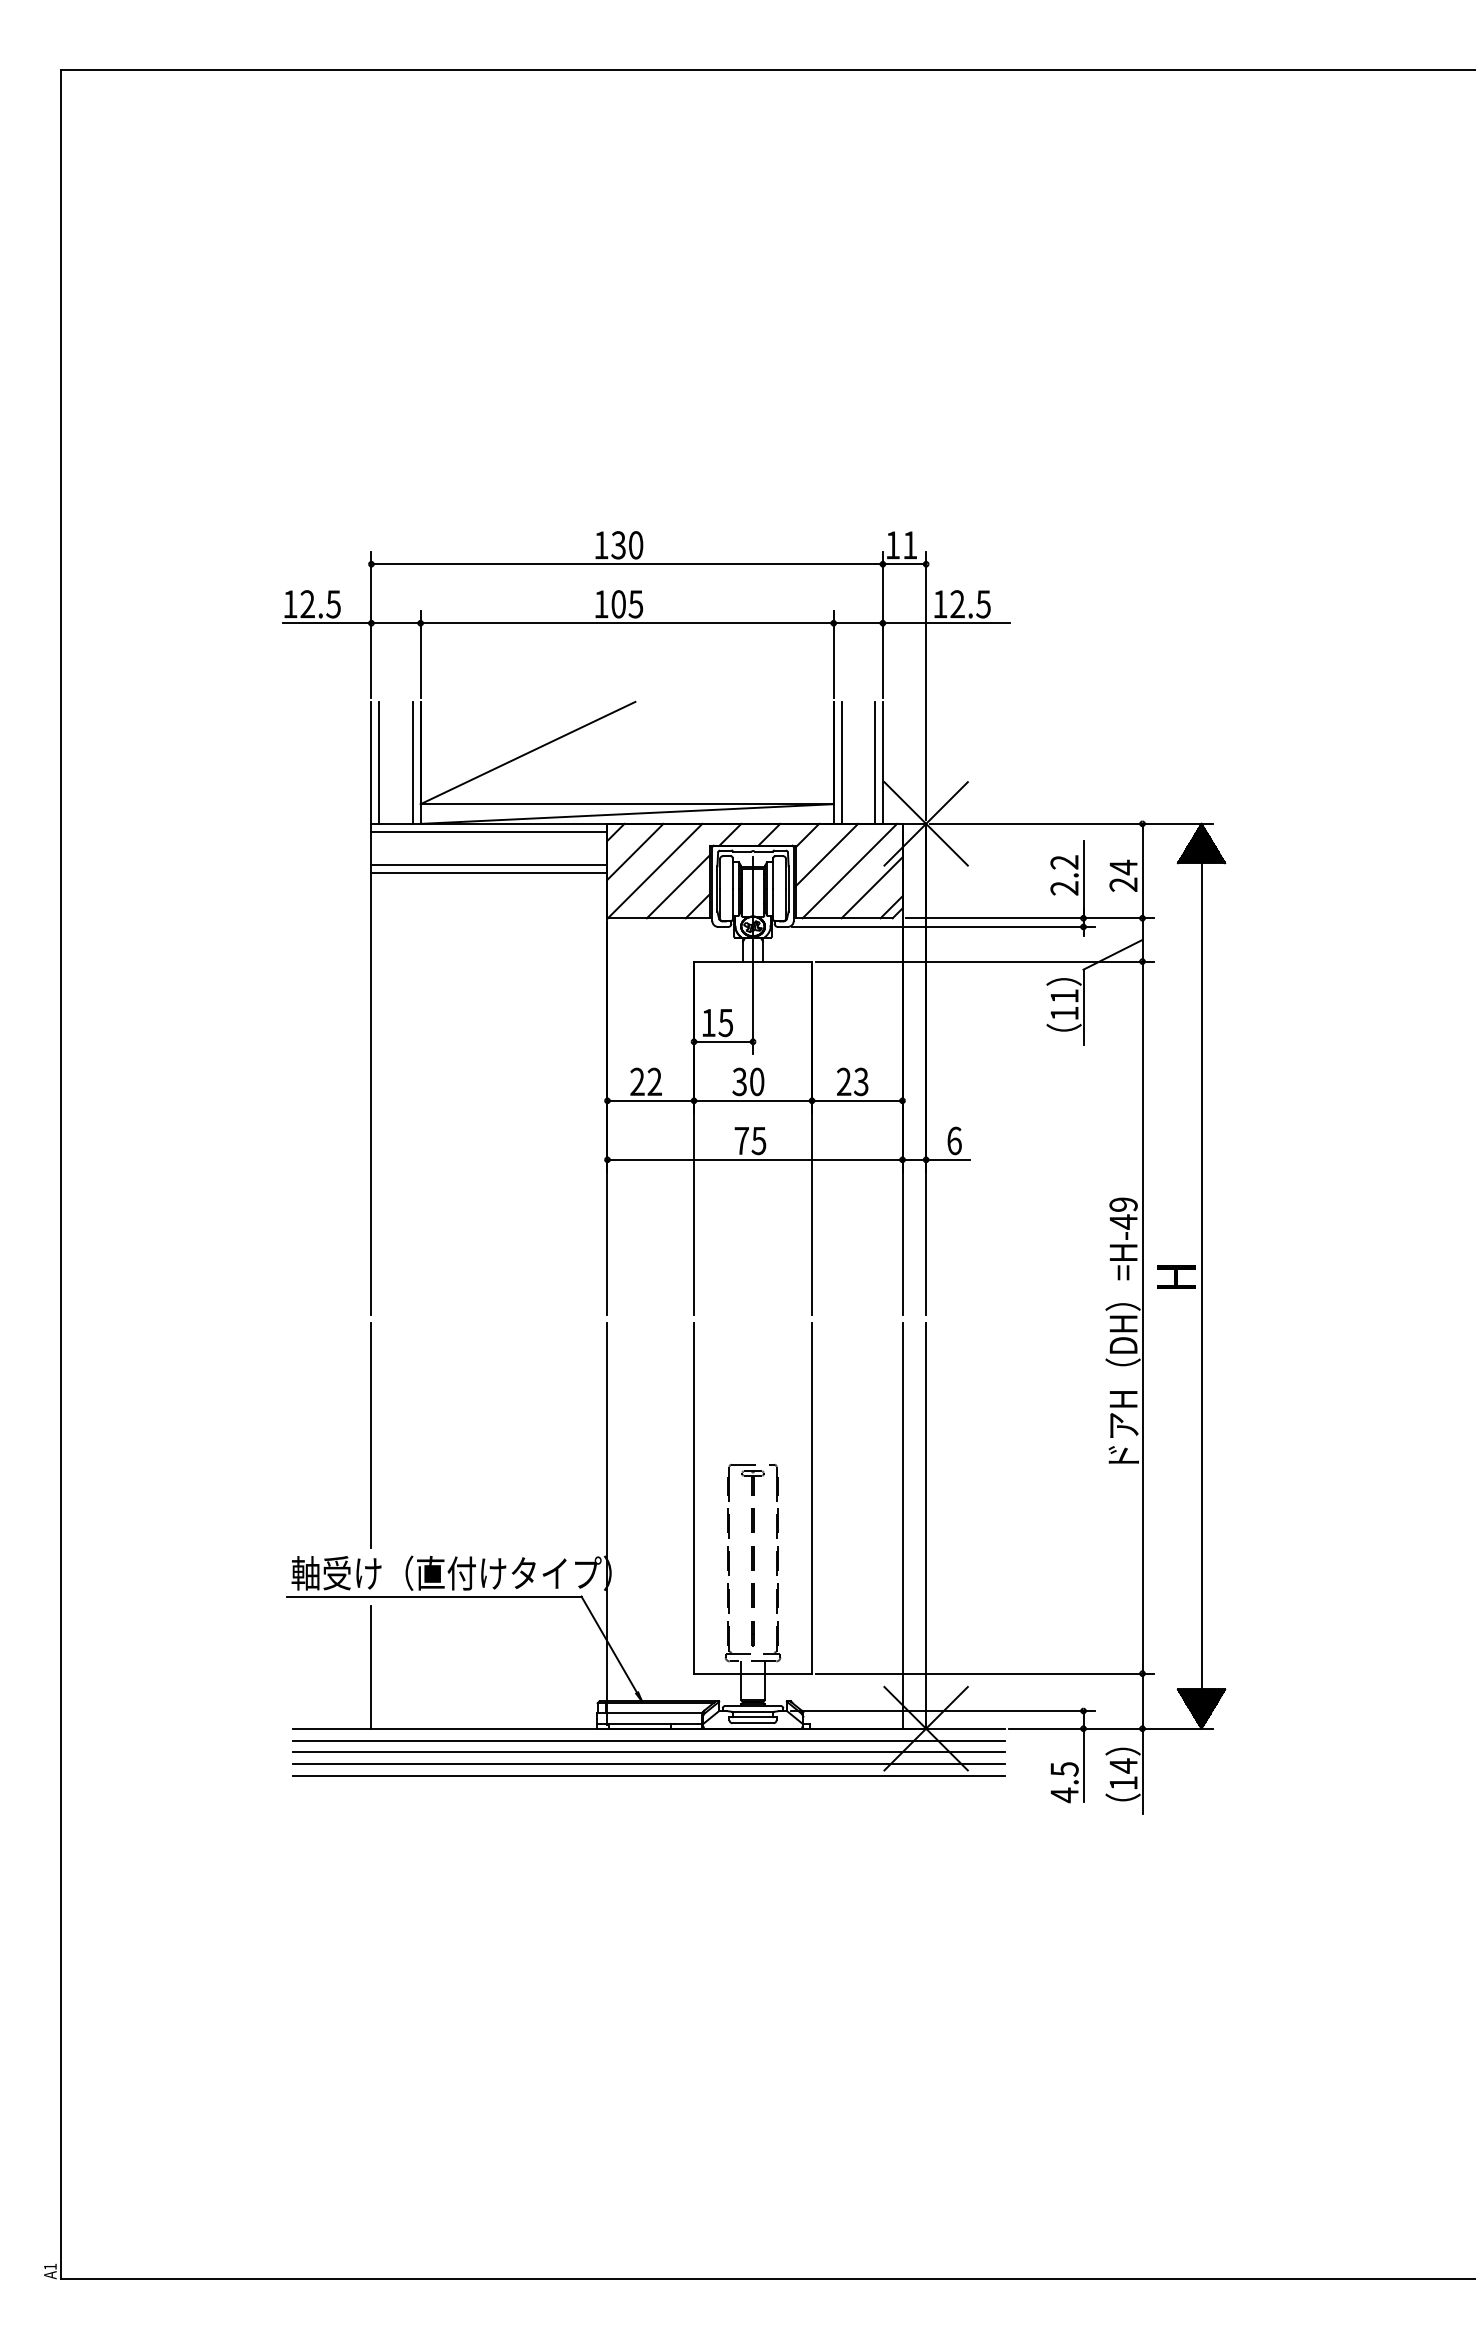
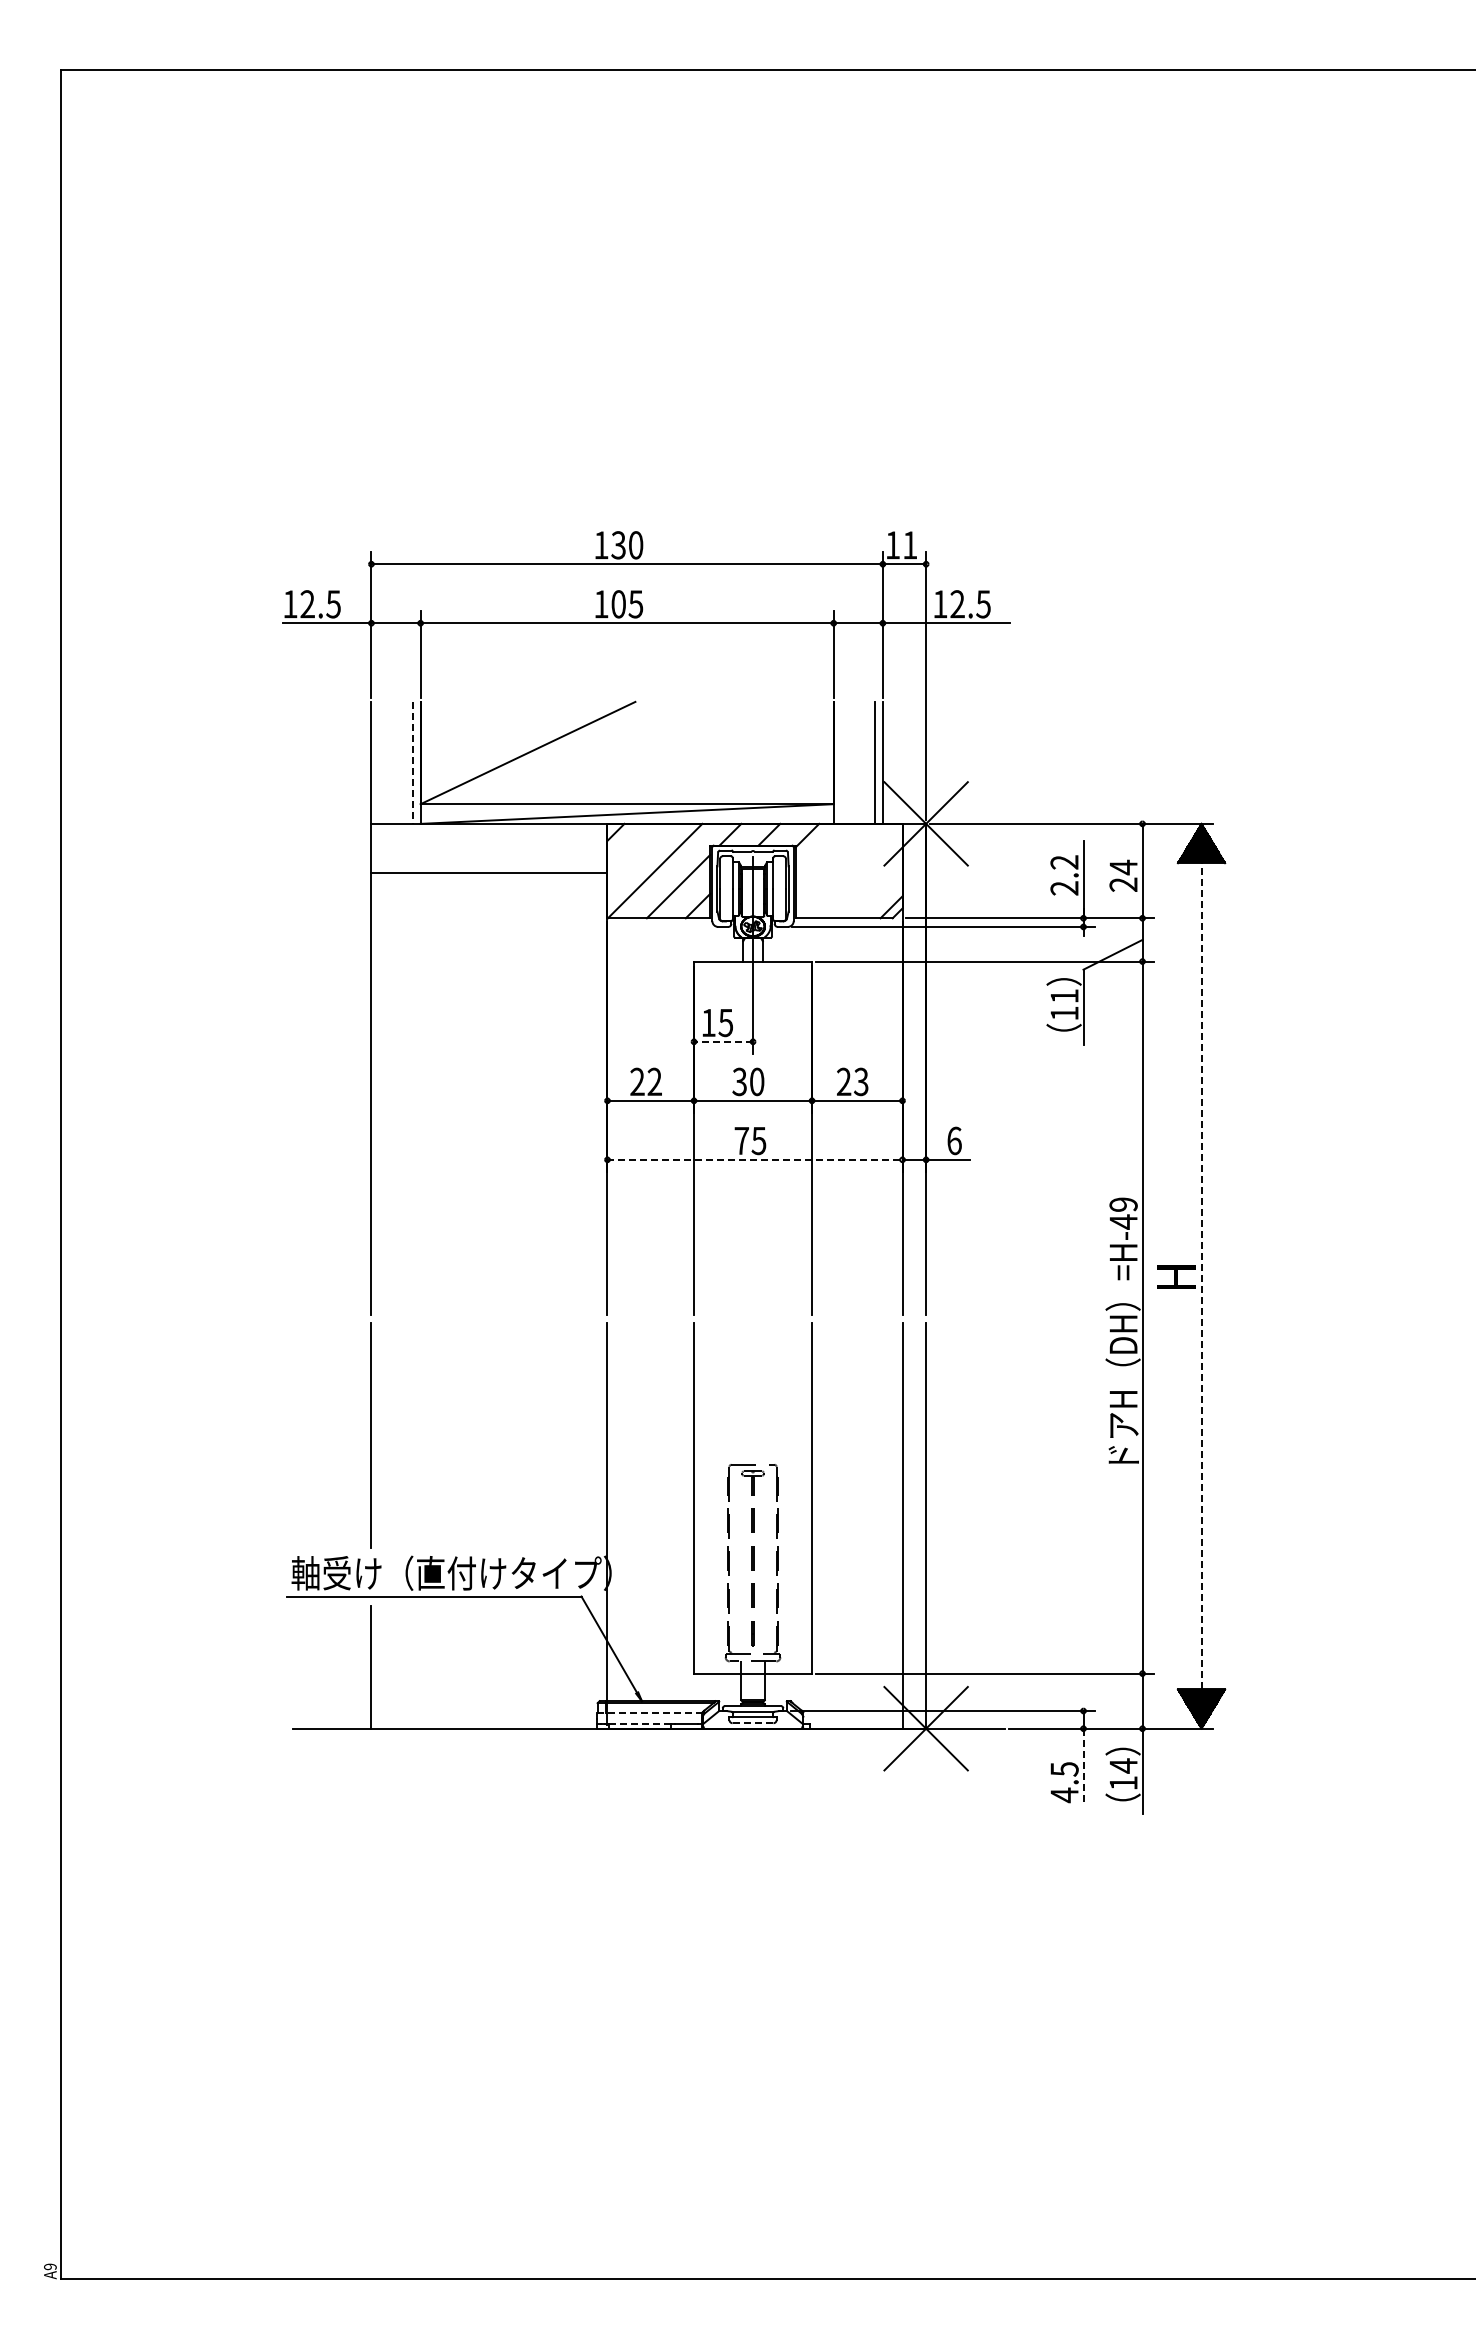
line: present -> none (379, 762)
line: solid -> dashed (412, 762)
line: present -> none (841, 762)
line: present -> none (489, 831)
line: present -> none (635, 851)
line: present -> none (826, 854)
line: present -> none (489, 865)
line: present -> none (849, 870)
line: present -> none (871, 887)
line: solid -> dashed (723, 1041)
line: solid -> dashed (755, 1159)
line: solid -> dashed (1201, 1276)
line: solid -> dashed (649, 1712)
line: solid -> dashed (753, 1723)
line: solid -> dashed (639, 1724)
line: present -> none (648, 1740)
line: present -> none (648, 1752)
line: present -> none (648, 1764)
line: solid -> dashed (1083, 1765)
line: present -> none (648, 1775)
text: A1 -> A9 (50, 2266)
